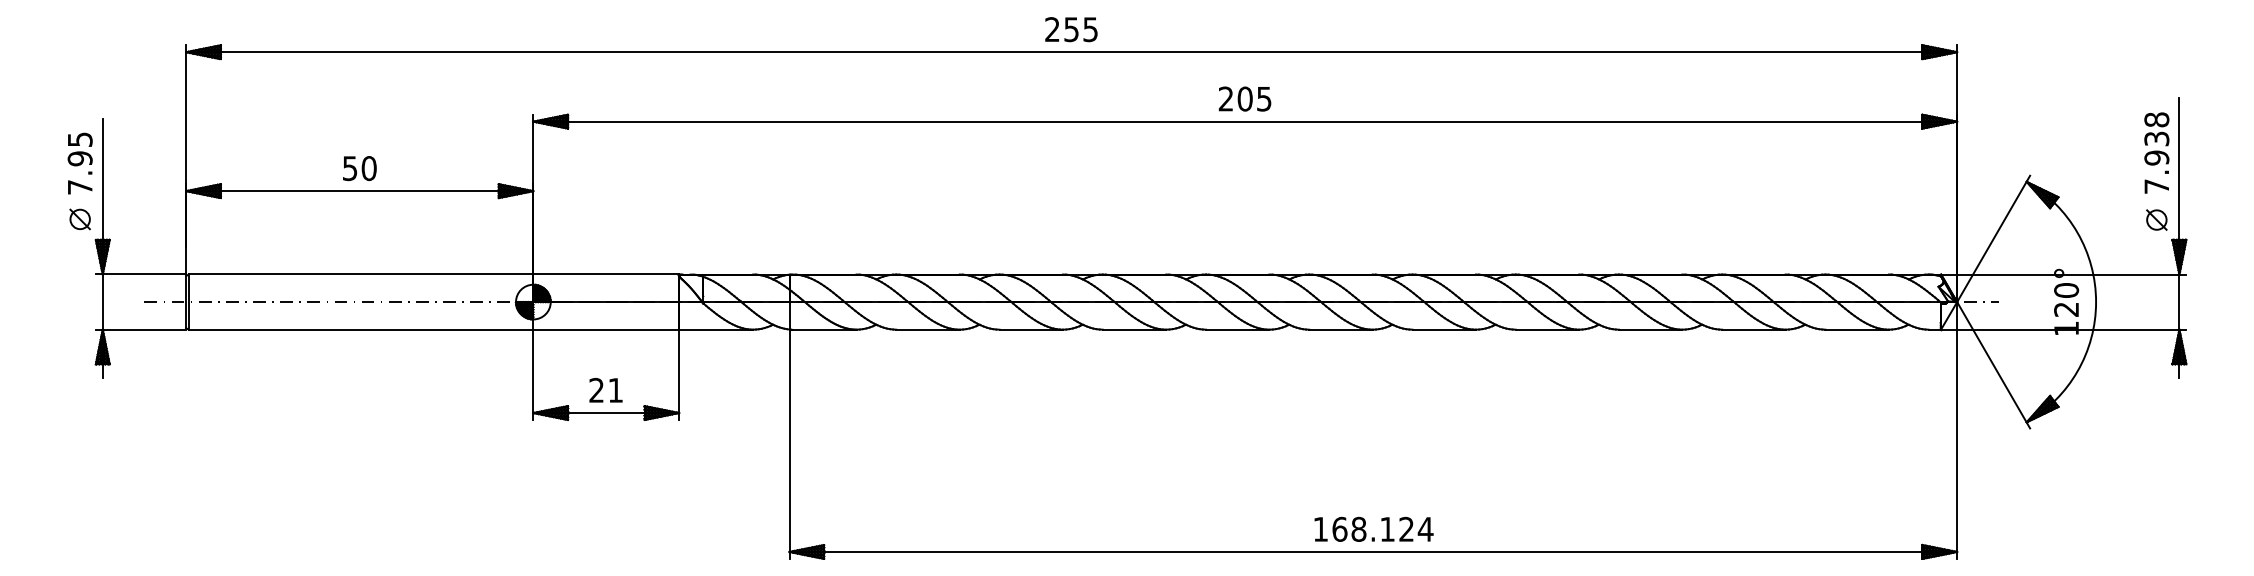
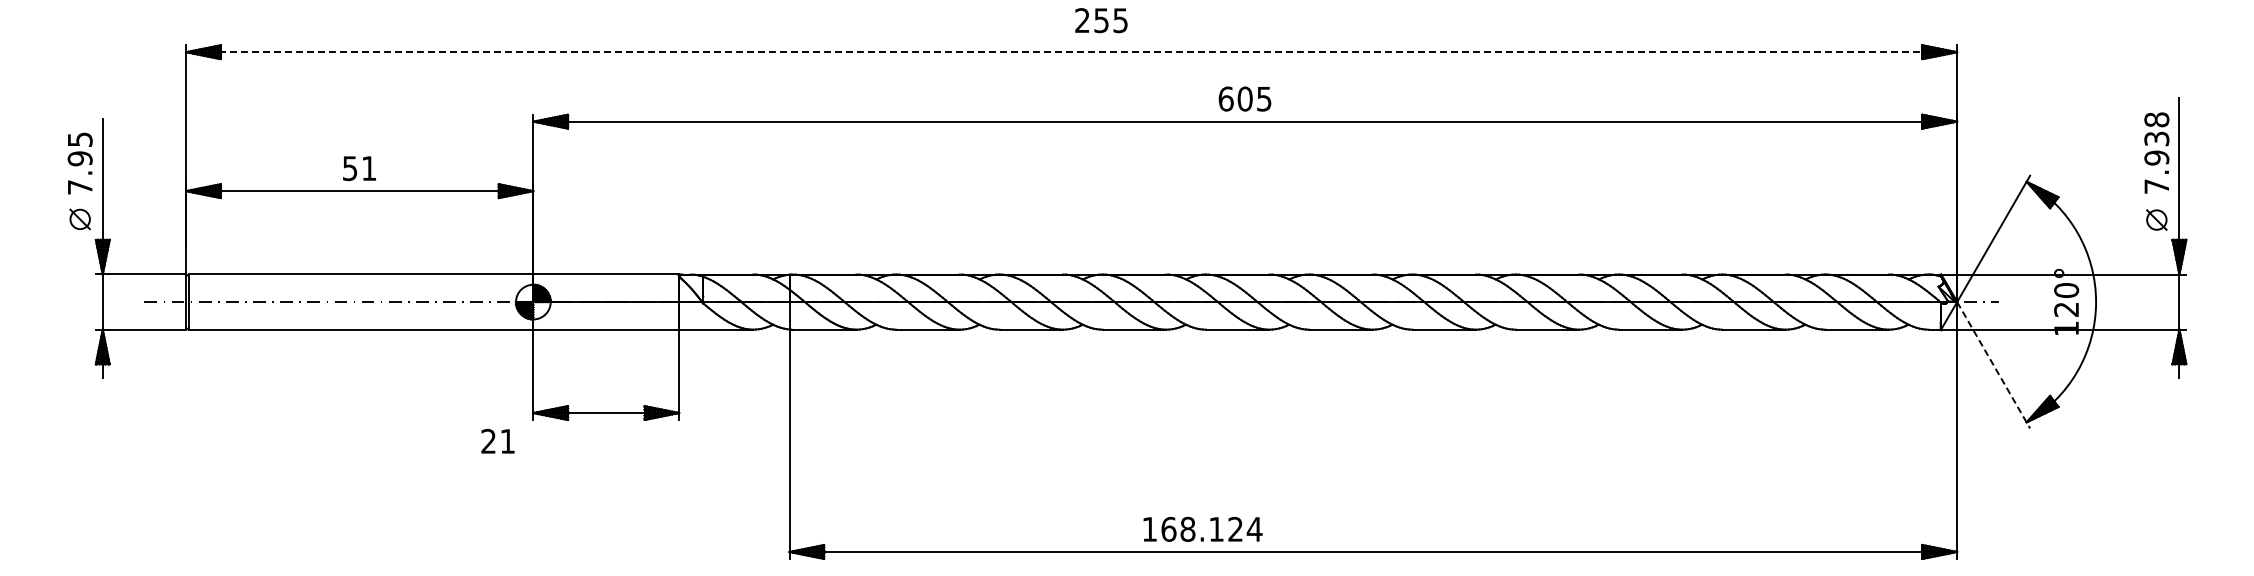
text position: (1071, 29) -> (1101, 20) (1101, 20)
line: solid -> dashed (1071, 52)
text: 205 -> 605 (1225, 98)
text: 50 -> 51 (368, 168)
line: solid -> dashed (1993, 365)
text position: (605, 389) -> (497, 440) (497, 440)
text position: (1373, 528) -> (1202, 528) (1202, 528)
